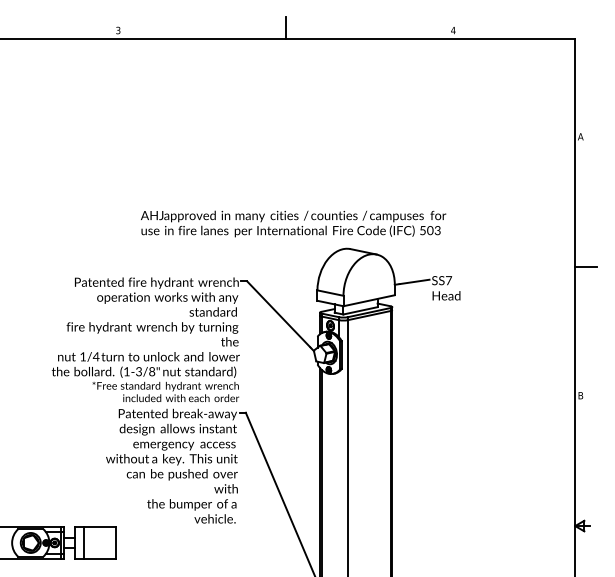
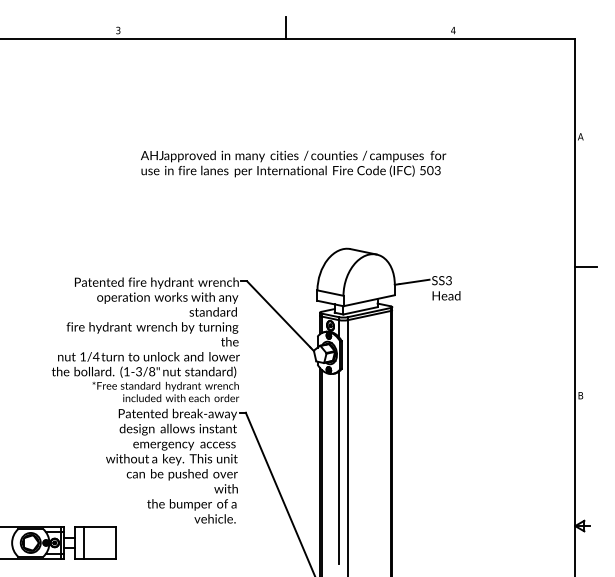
text position: (293, 223) -> (293, 163) (293, 163)
text: SS7 -> SS3 (449, 280)
line: none -> present (339, 467)
